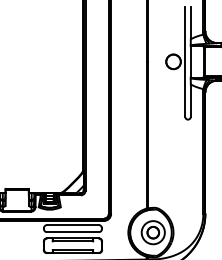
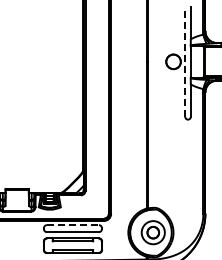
line: solid -> dashed (185, 61)
line: solid -> dashed (73, 225)
